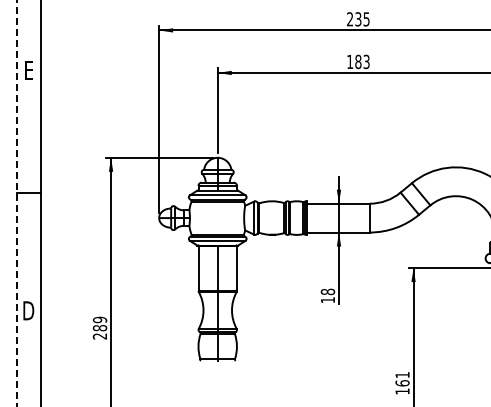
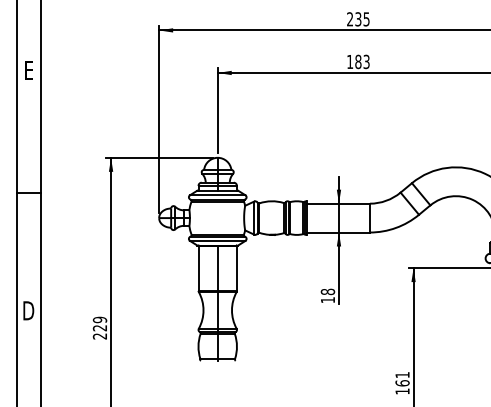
line: dashed -> solid (16, 203)
text: 289 -> 229 (100, 328)
